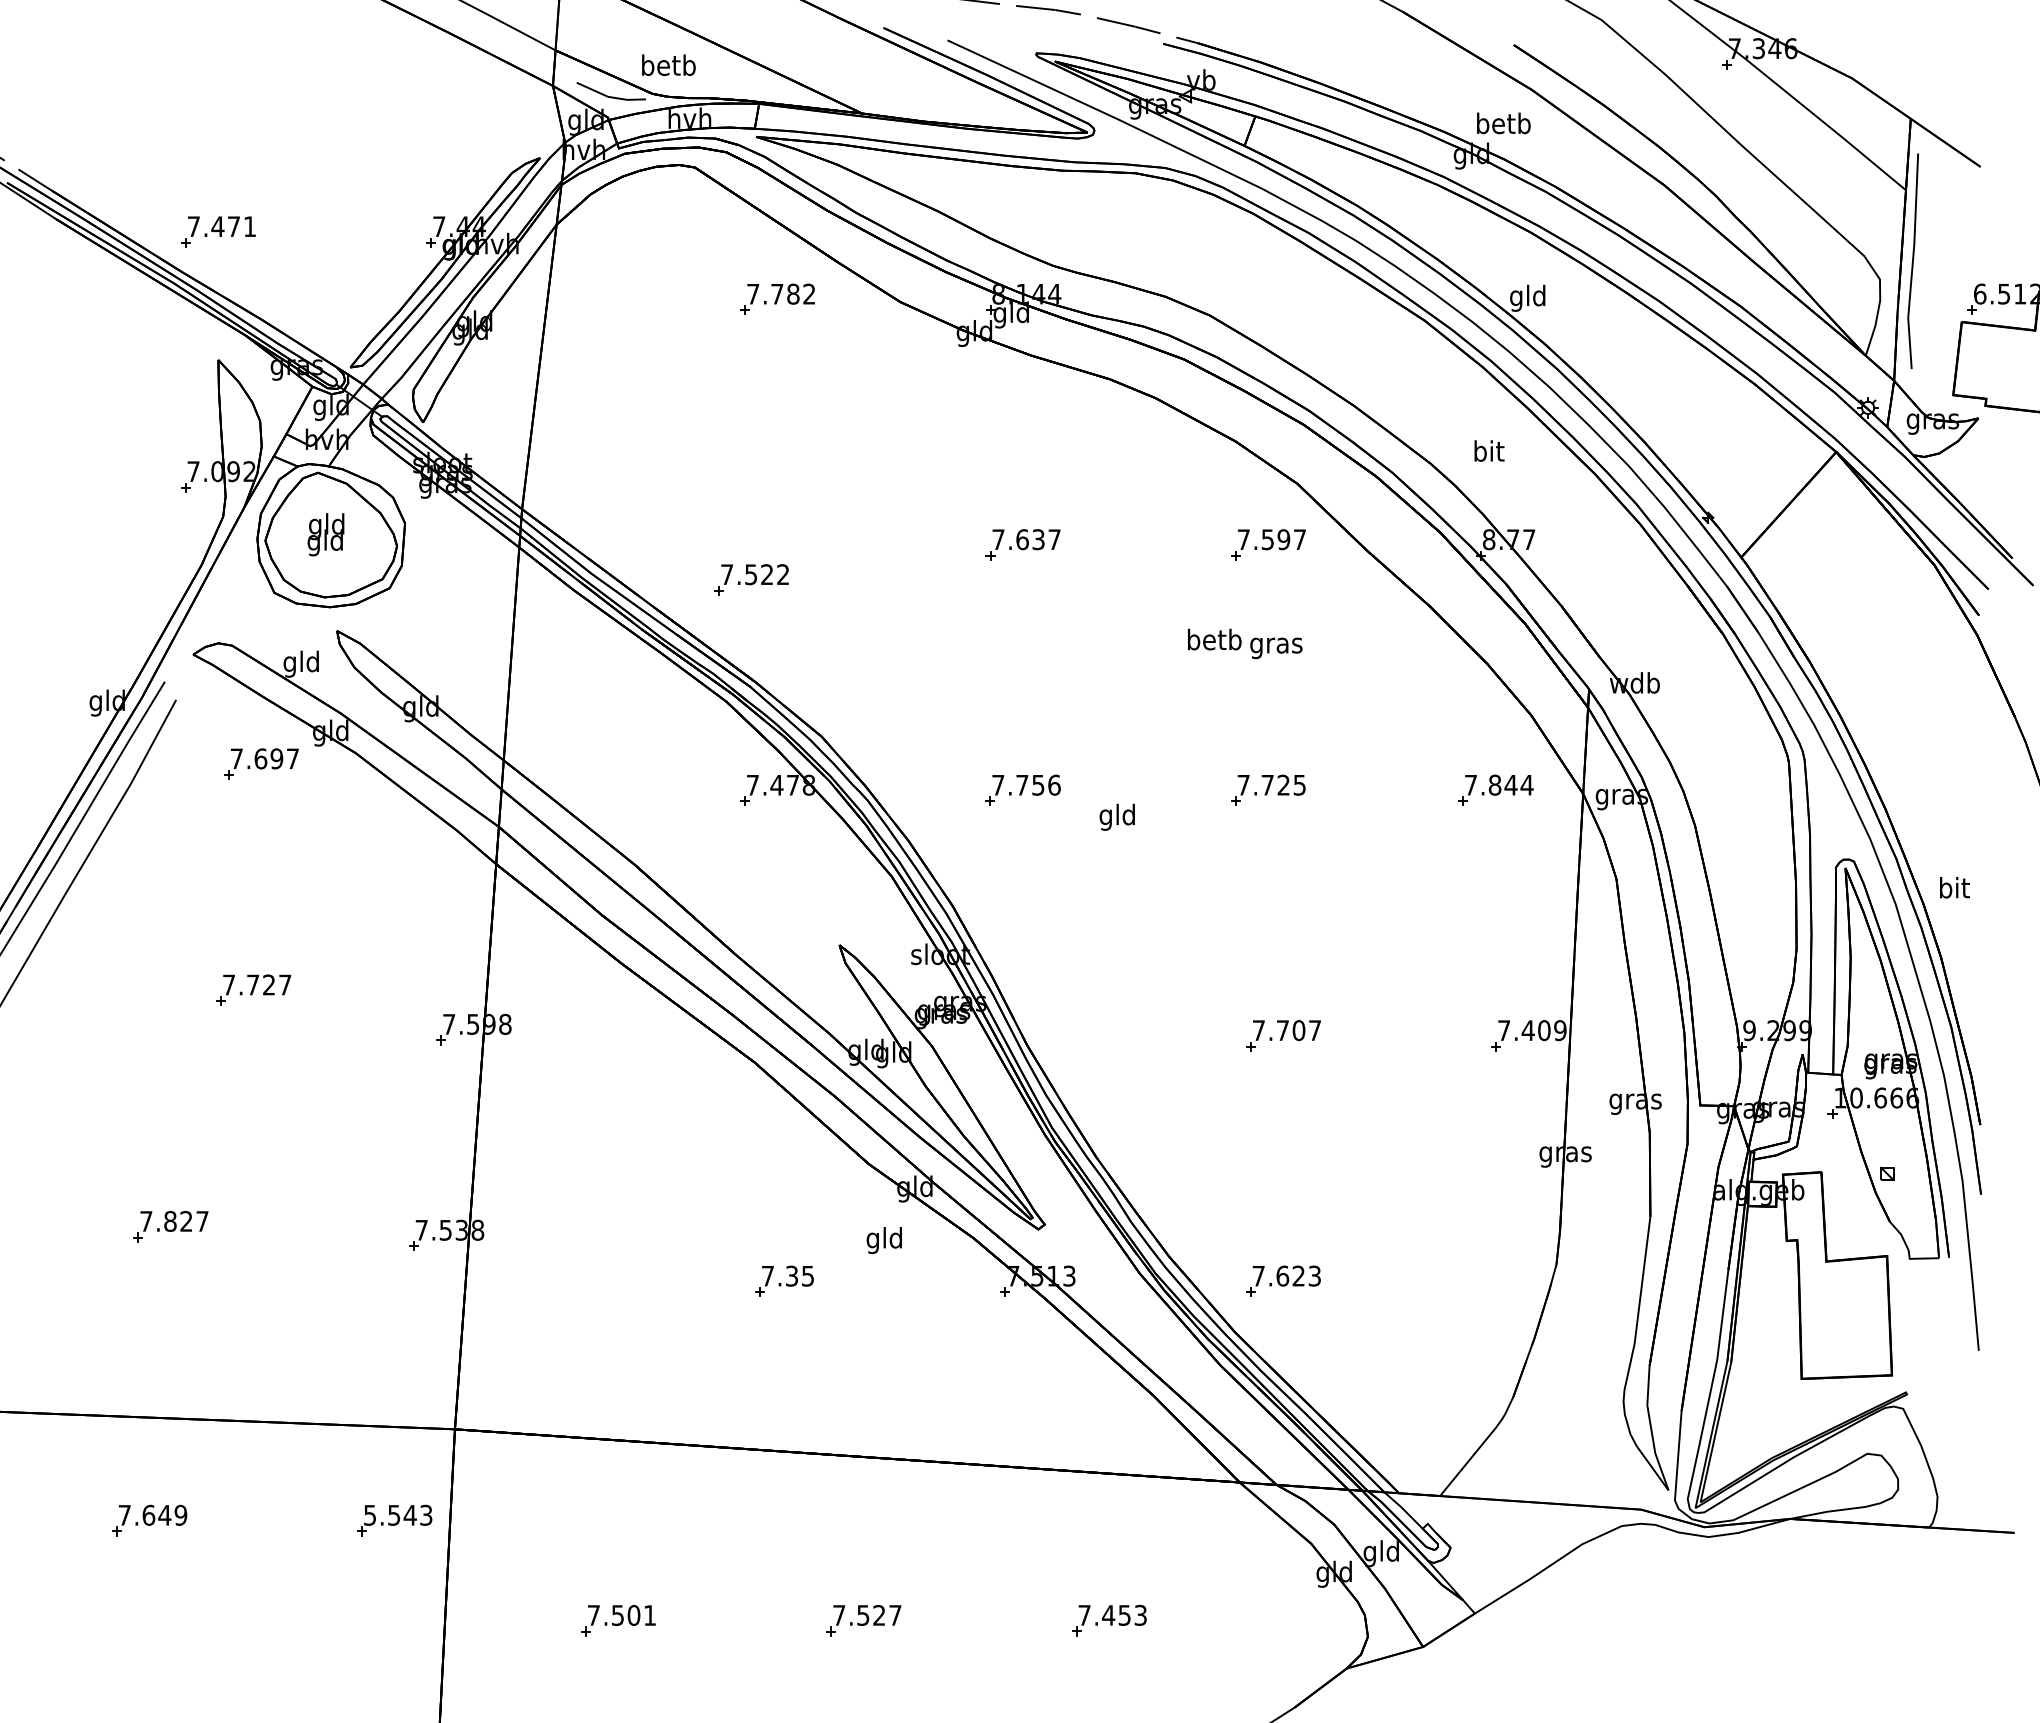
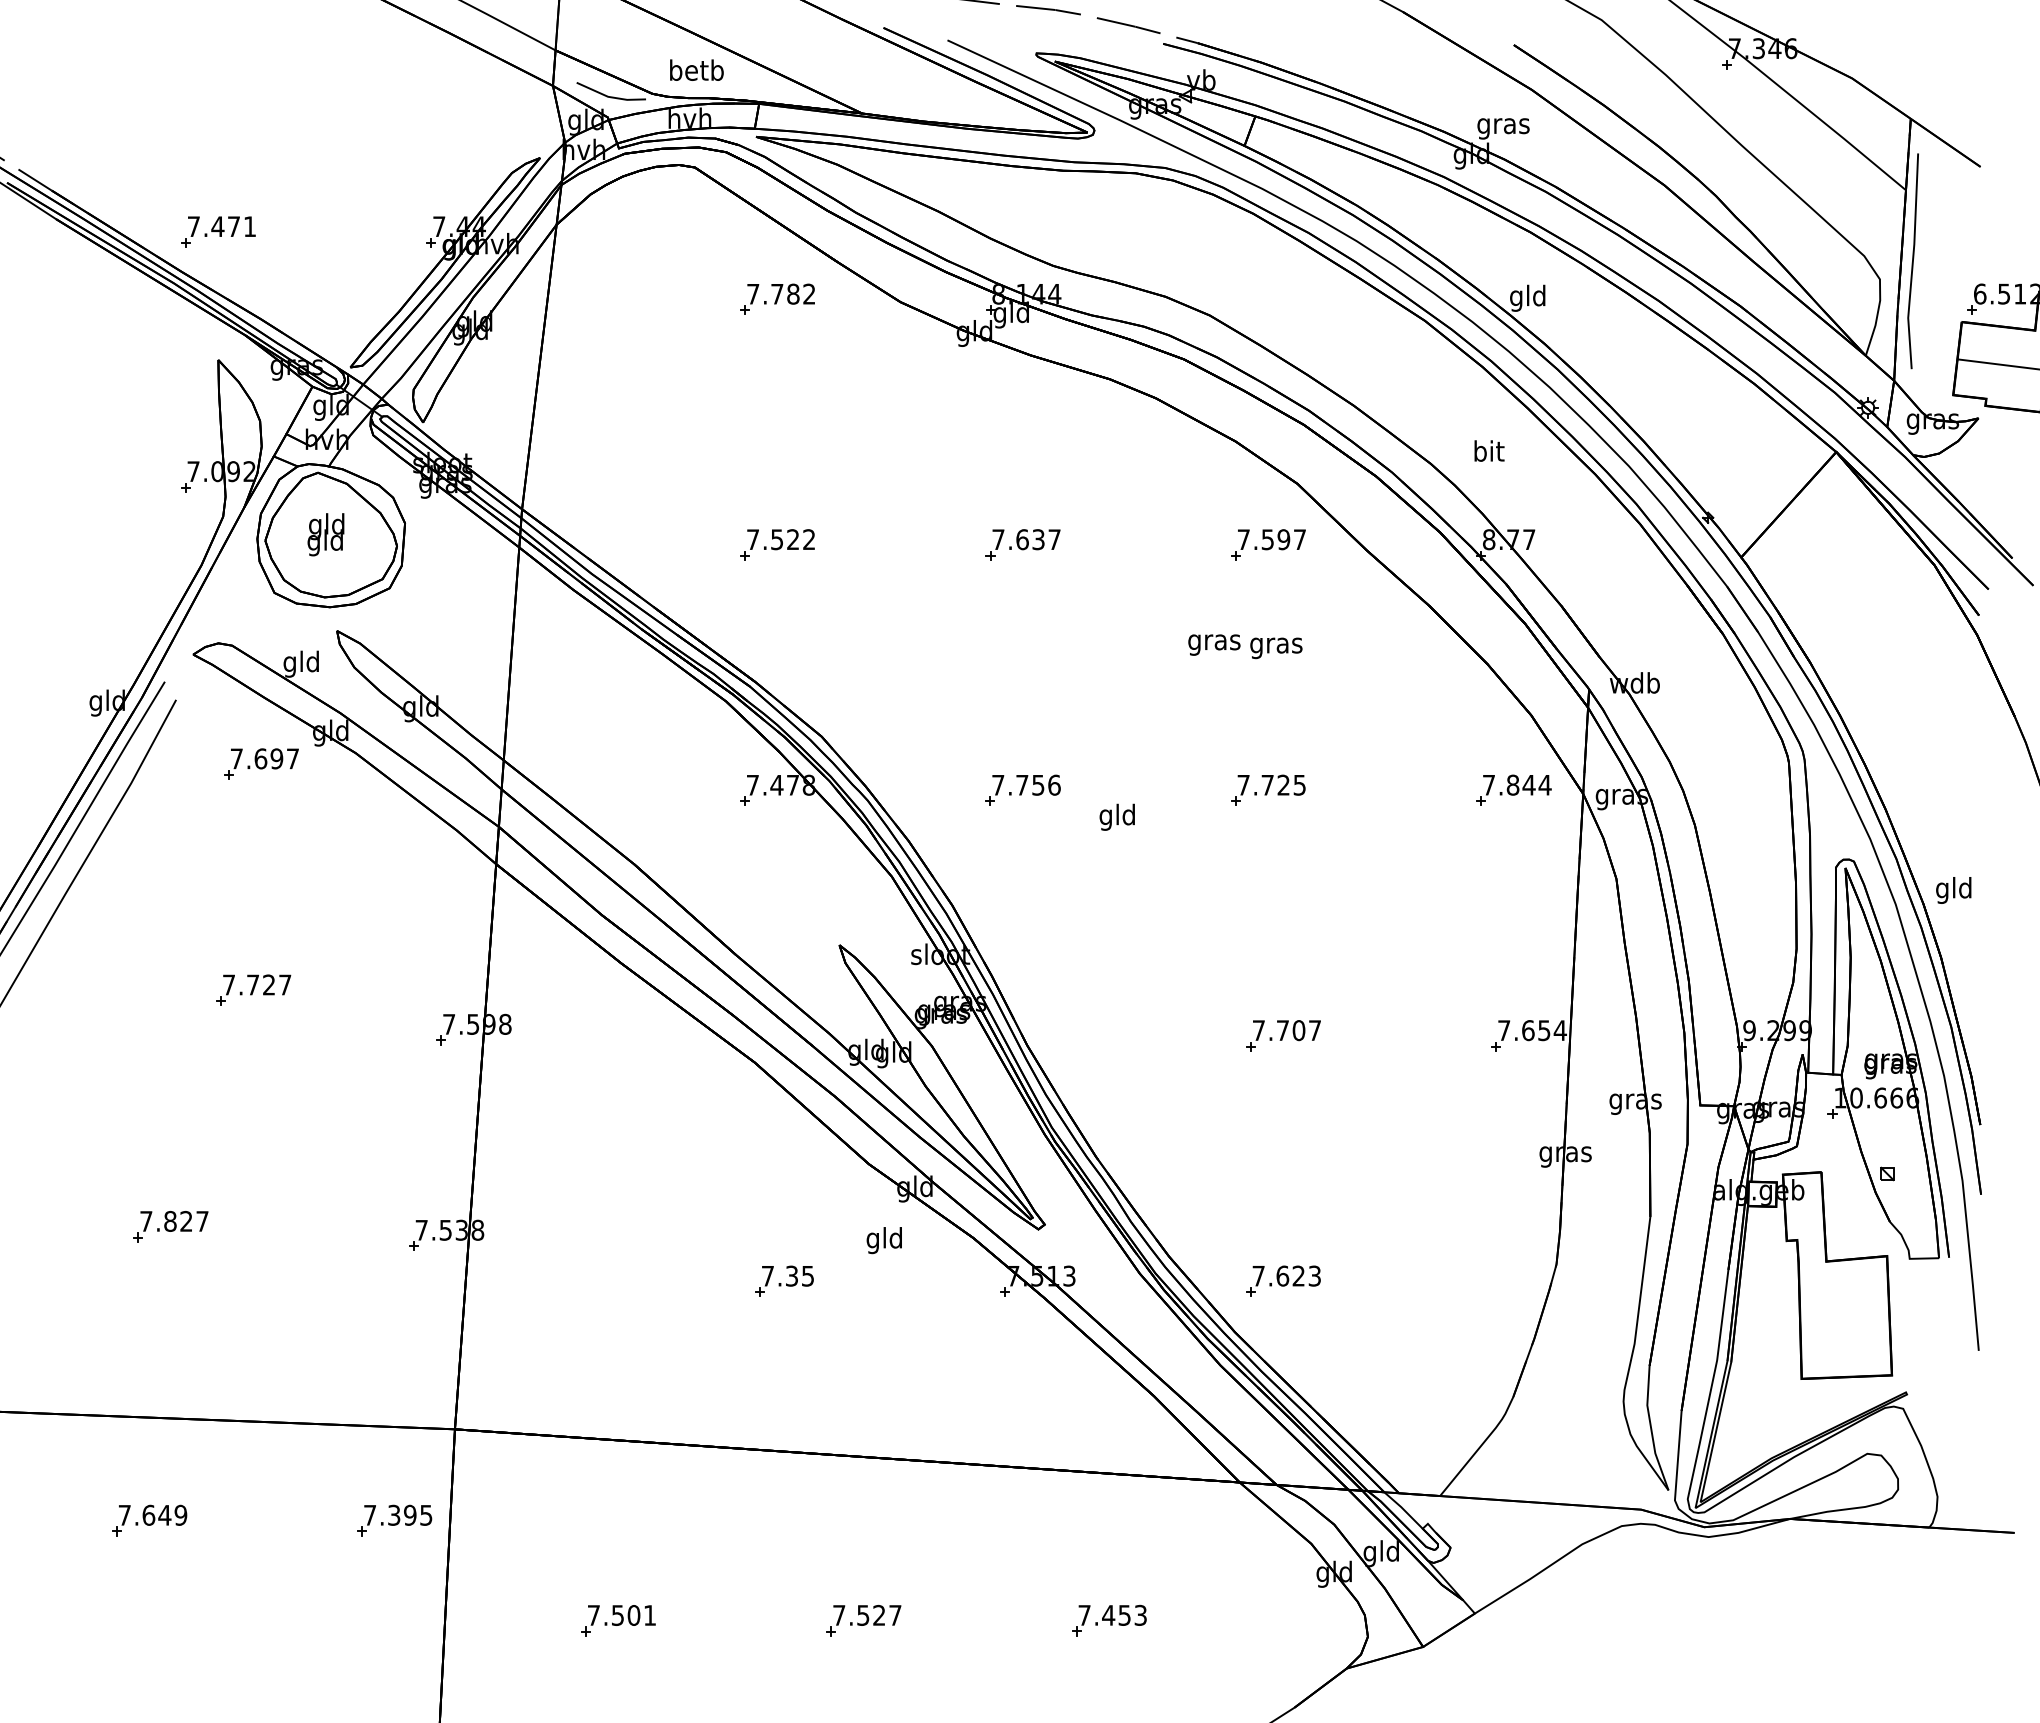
text position: (668, 64) -> (696, 69) (696, 69)
text: betb -> gras (1503, 125)
line: none -> present (1997, 364)
part position: (751, 579) -> (777, 544) (777, 544)
text: betb -> gras (1214, 641)
part position: (1495, 789) -> (1513, 789) (1513, 789)
text: bit -> gld (1953, 890)
text: 7.409 -> 7.654 (1543, 1030)
text: 5.543 -> 7.395 (398, 1514)
